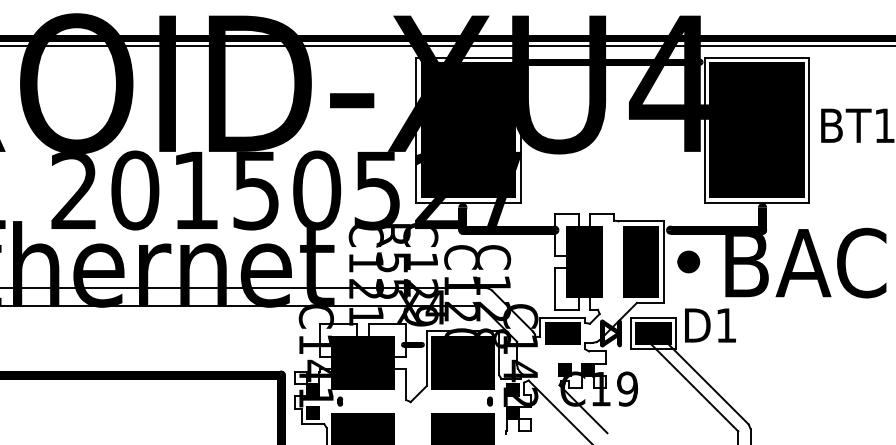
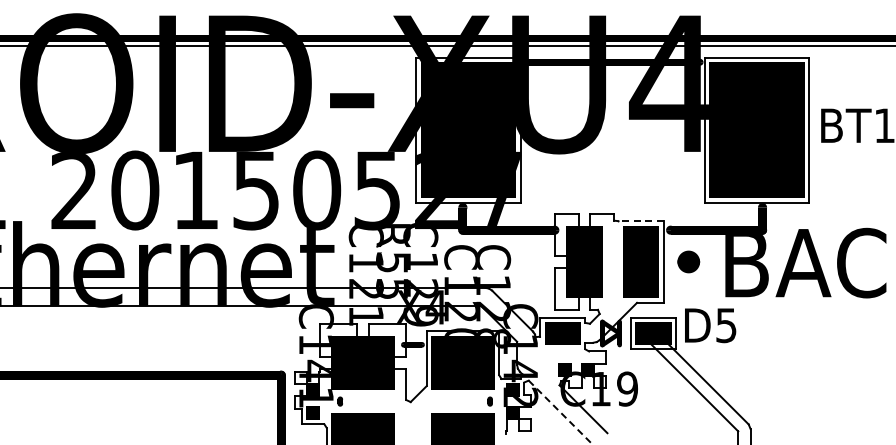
line: solid -> dashed (641, 221)
text: D1 -> D5 (726, 325)
line: solid -> dashed (561, 413)
